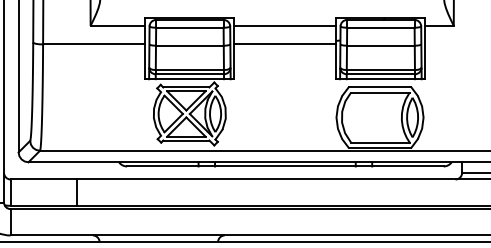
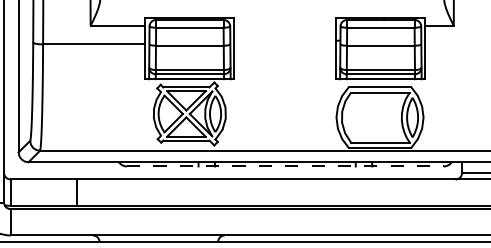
line: present -> none (285, 25)
line: present -> none (285, 44)
line: solid -> dashed (285, 166)
